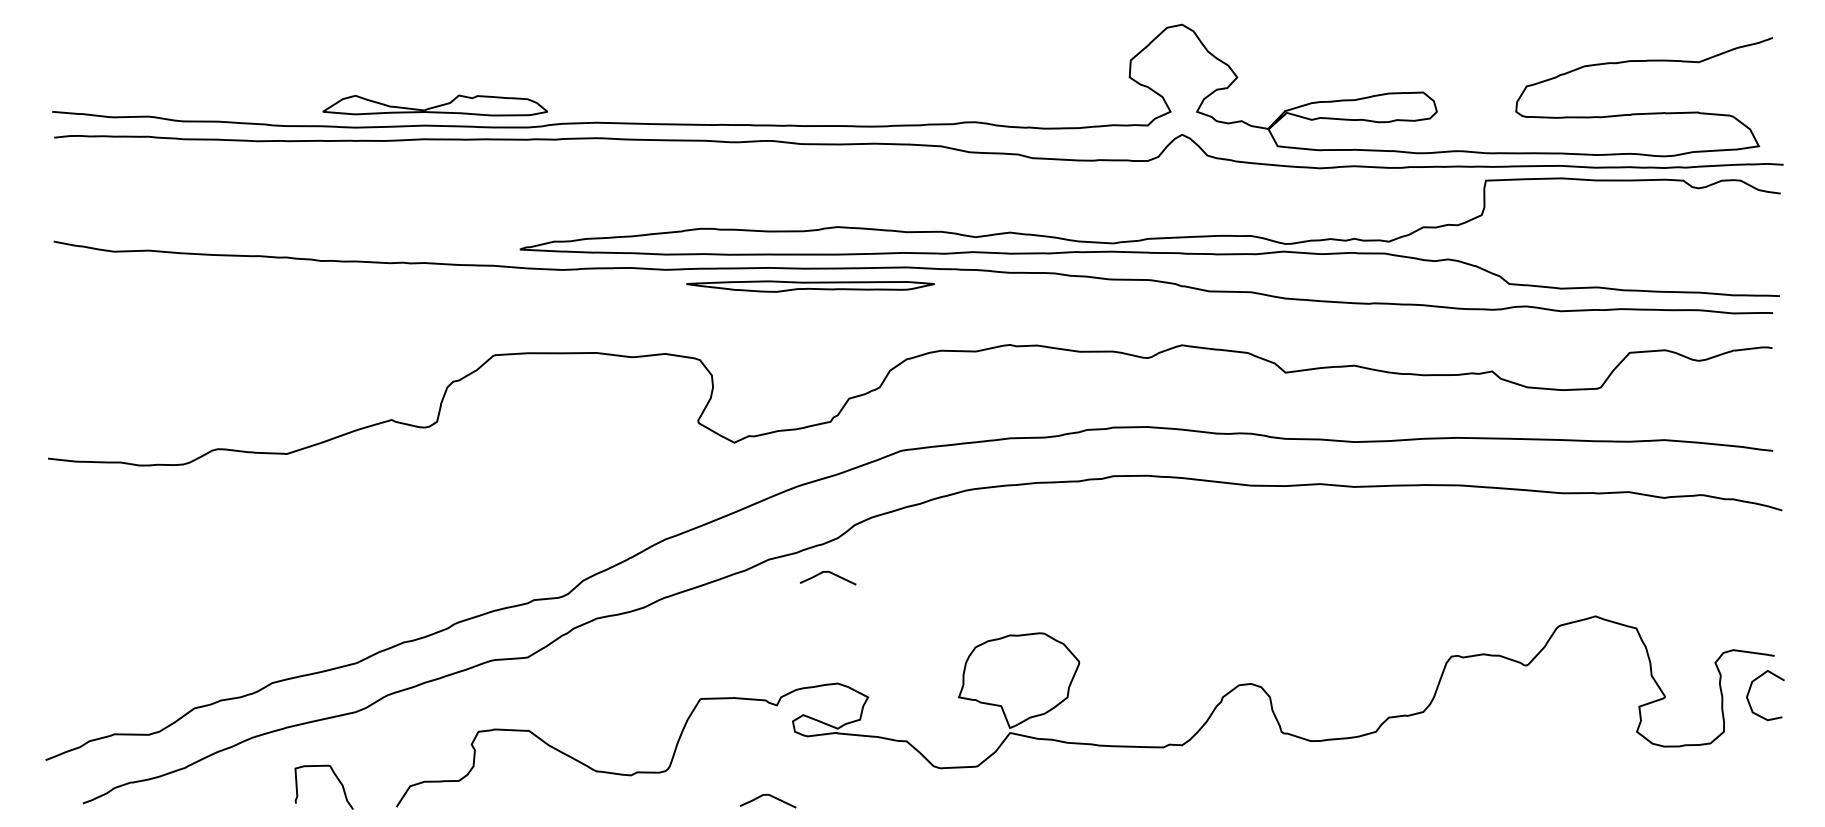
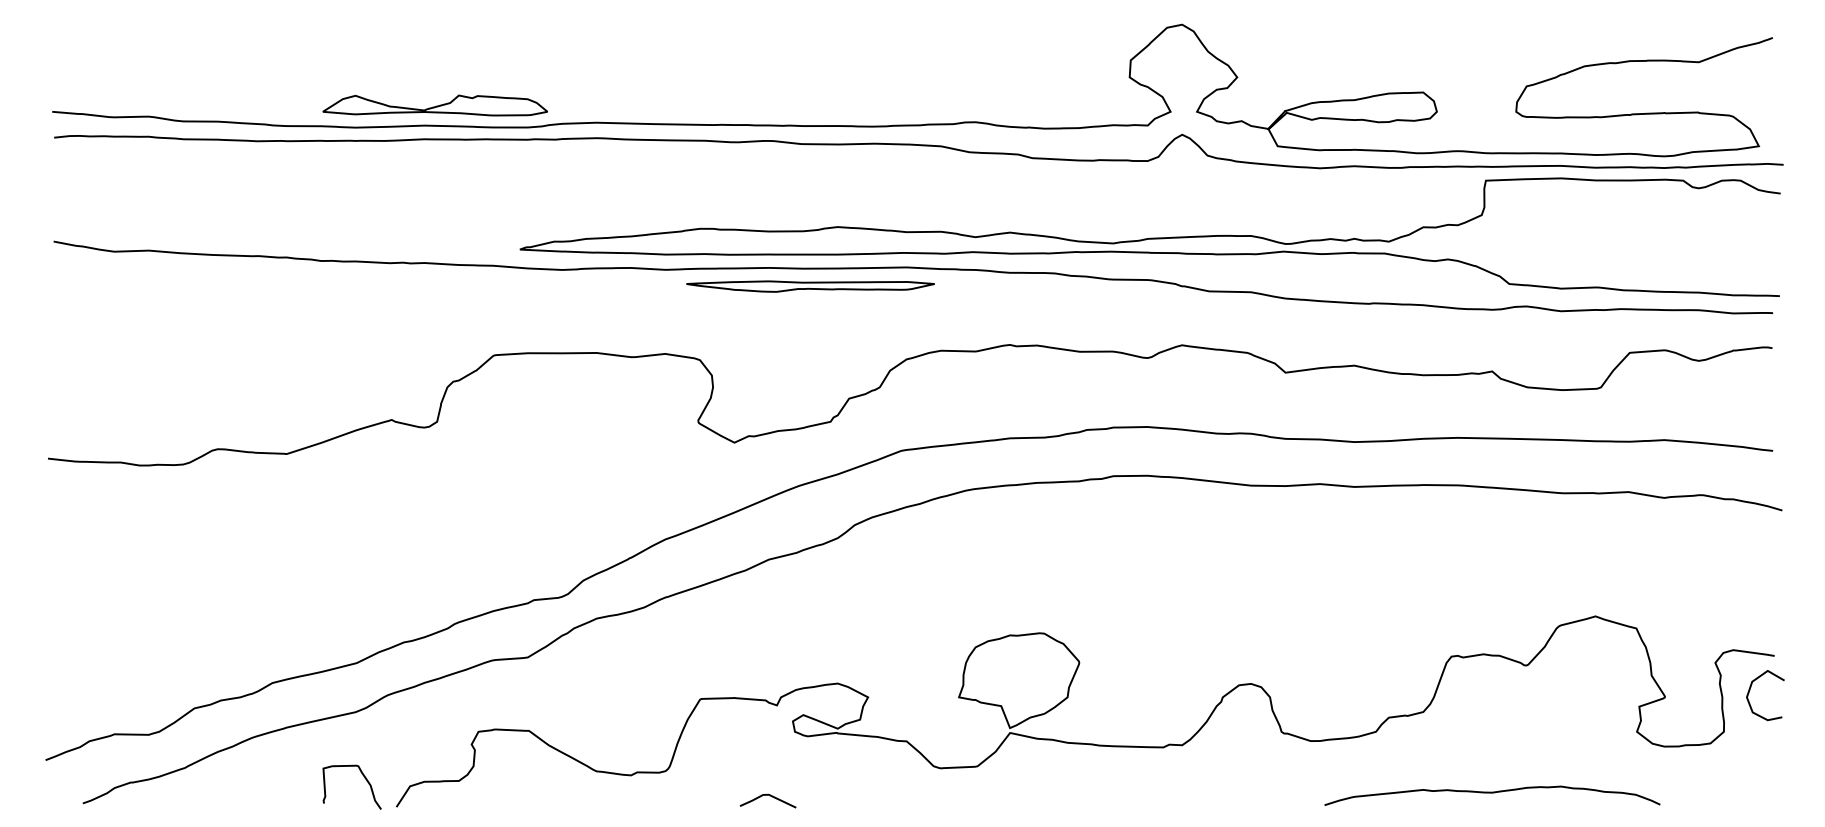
curve: present -> none (829, 573)
curve position: (336, 778) -> (364, 778) (364, 778)
curve: none -> present (1492, 793)
